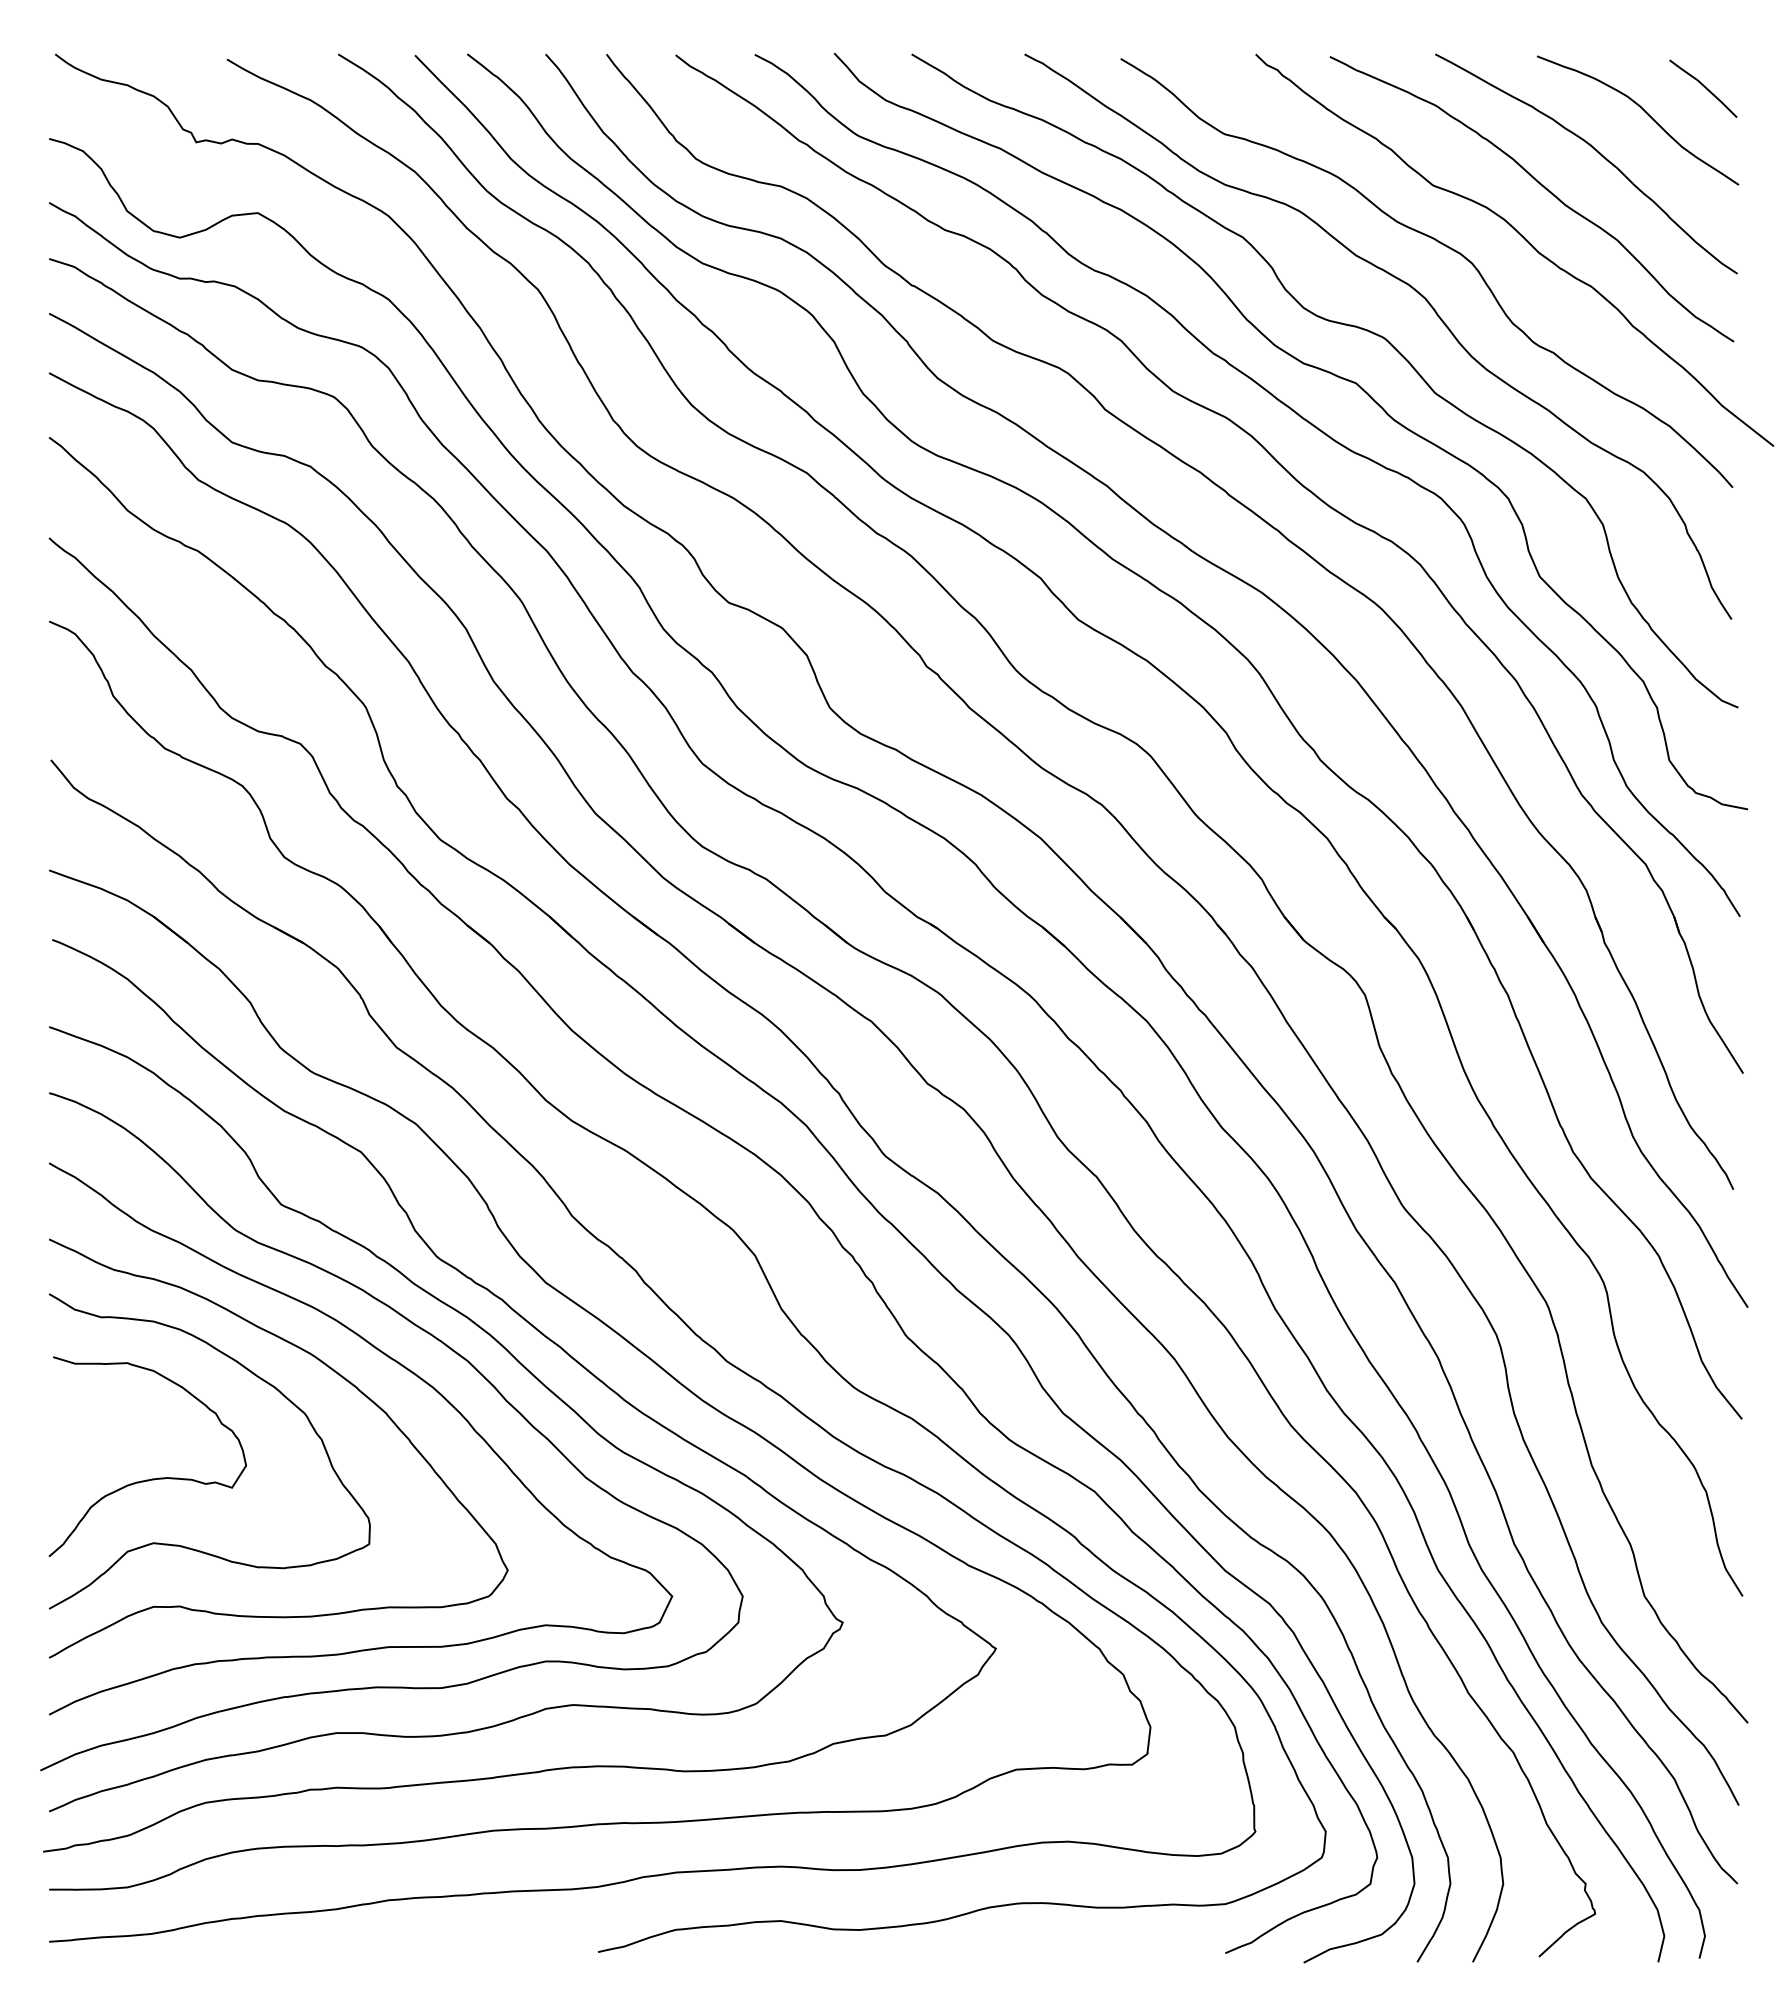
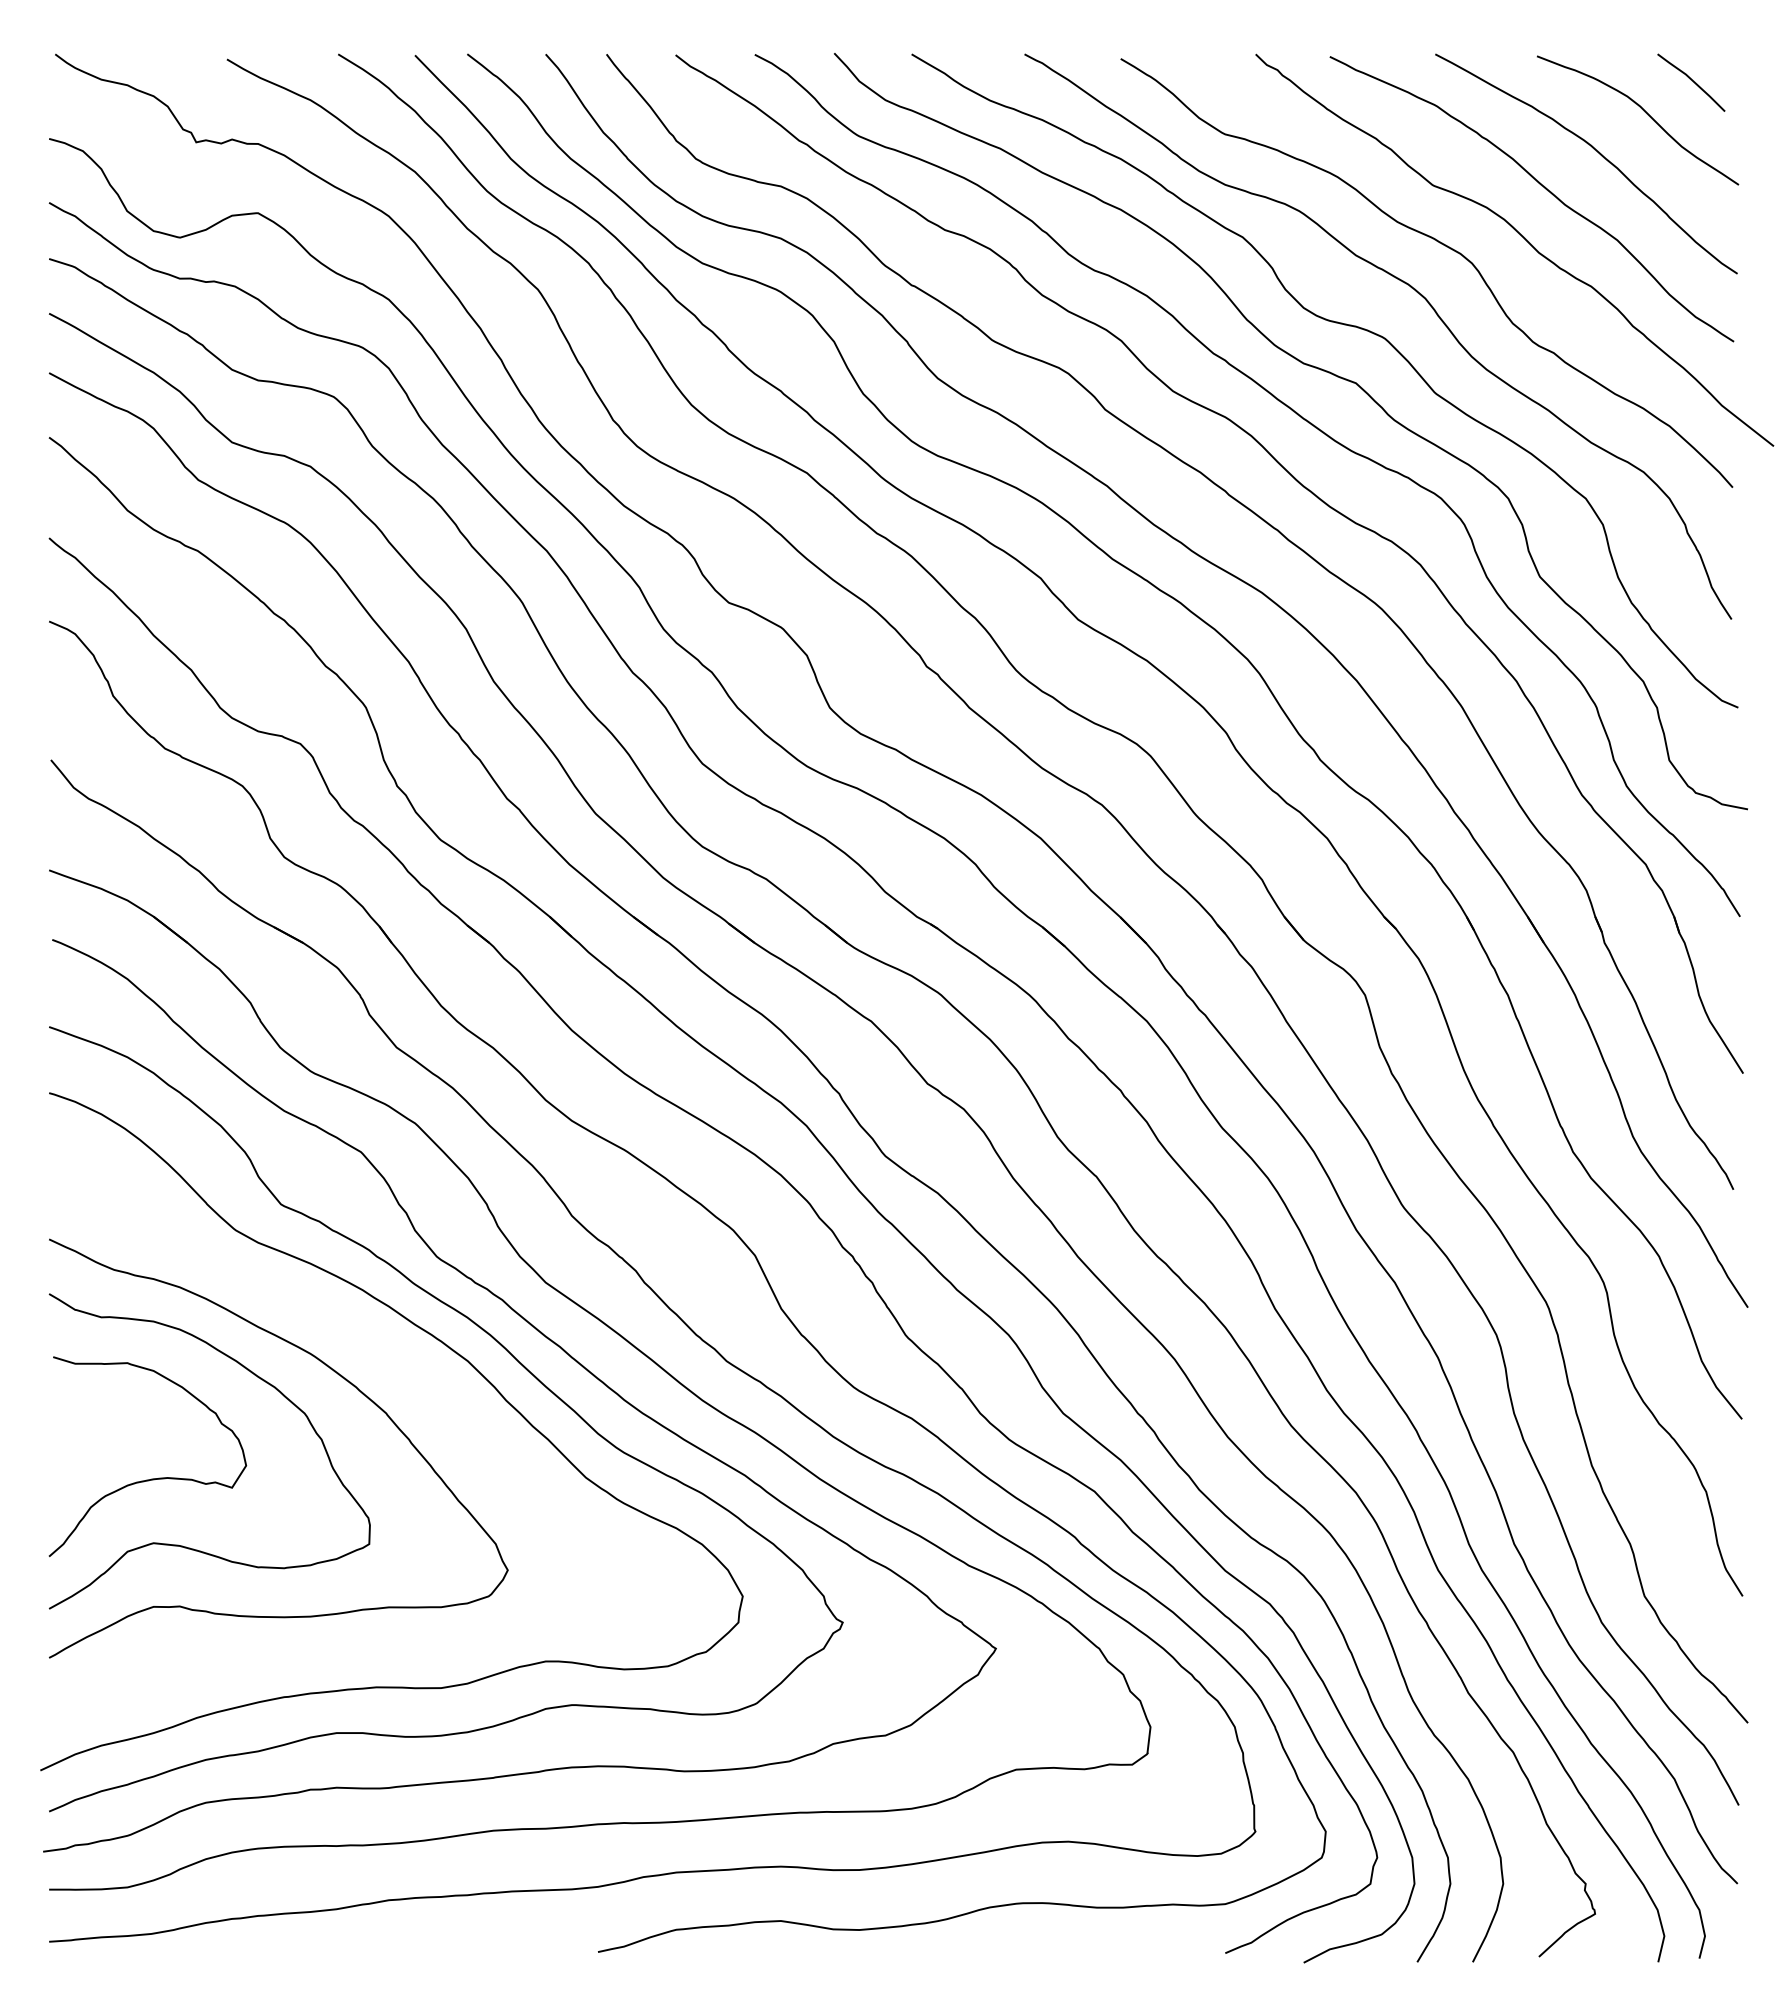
line position: (1704, 87) -> (1692, 81) (1692, 81)
curve: present -> none (407, 1370)
